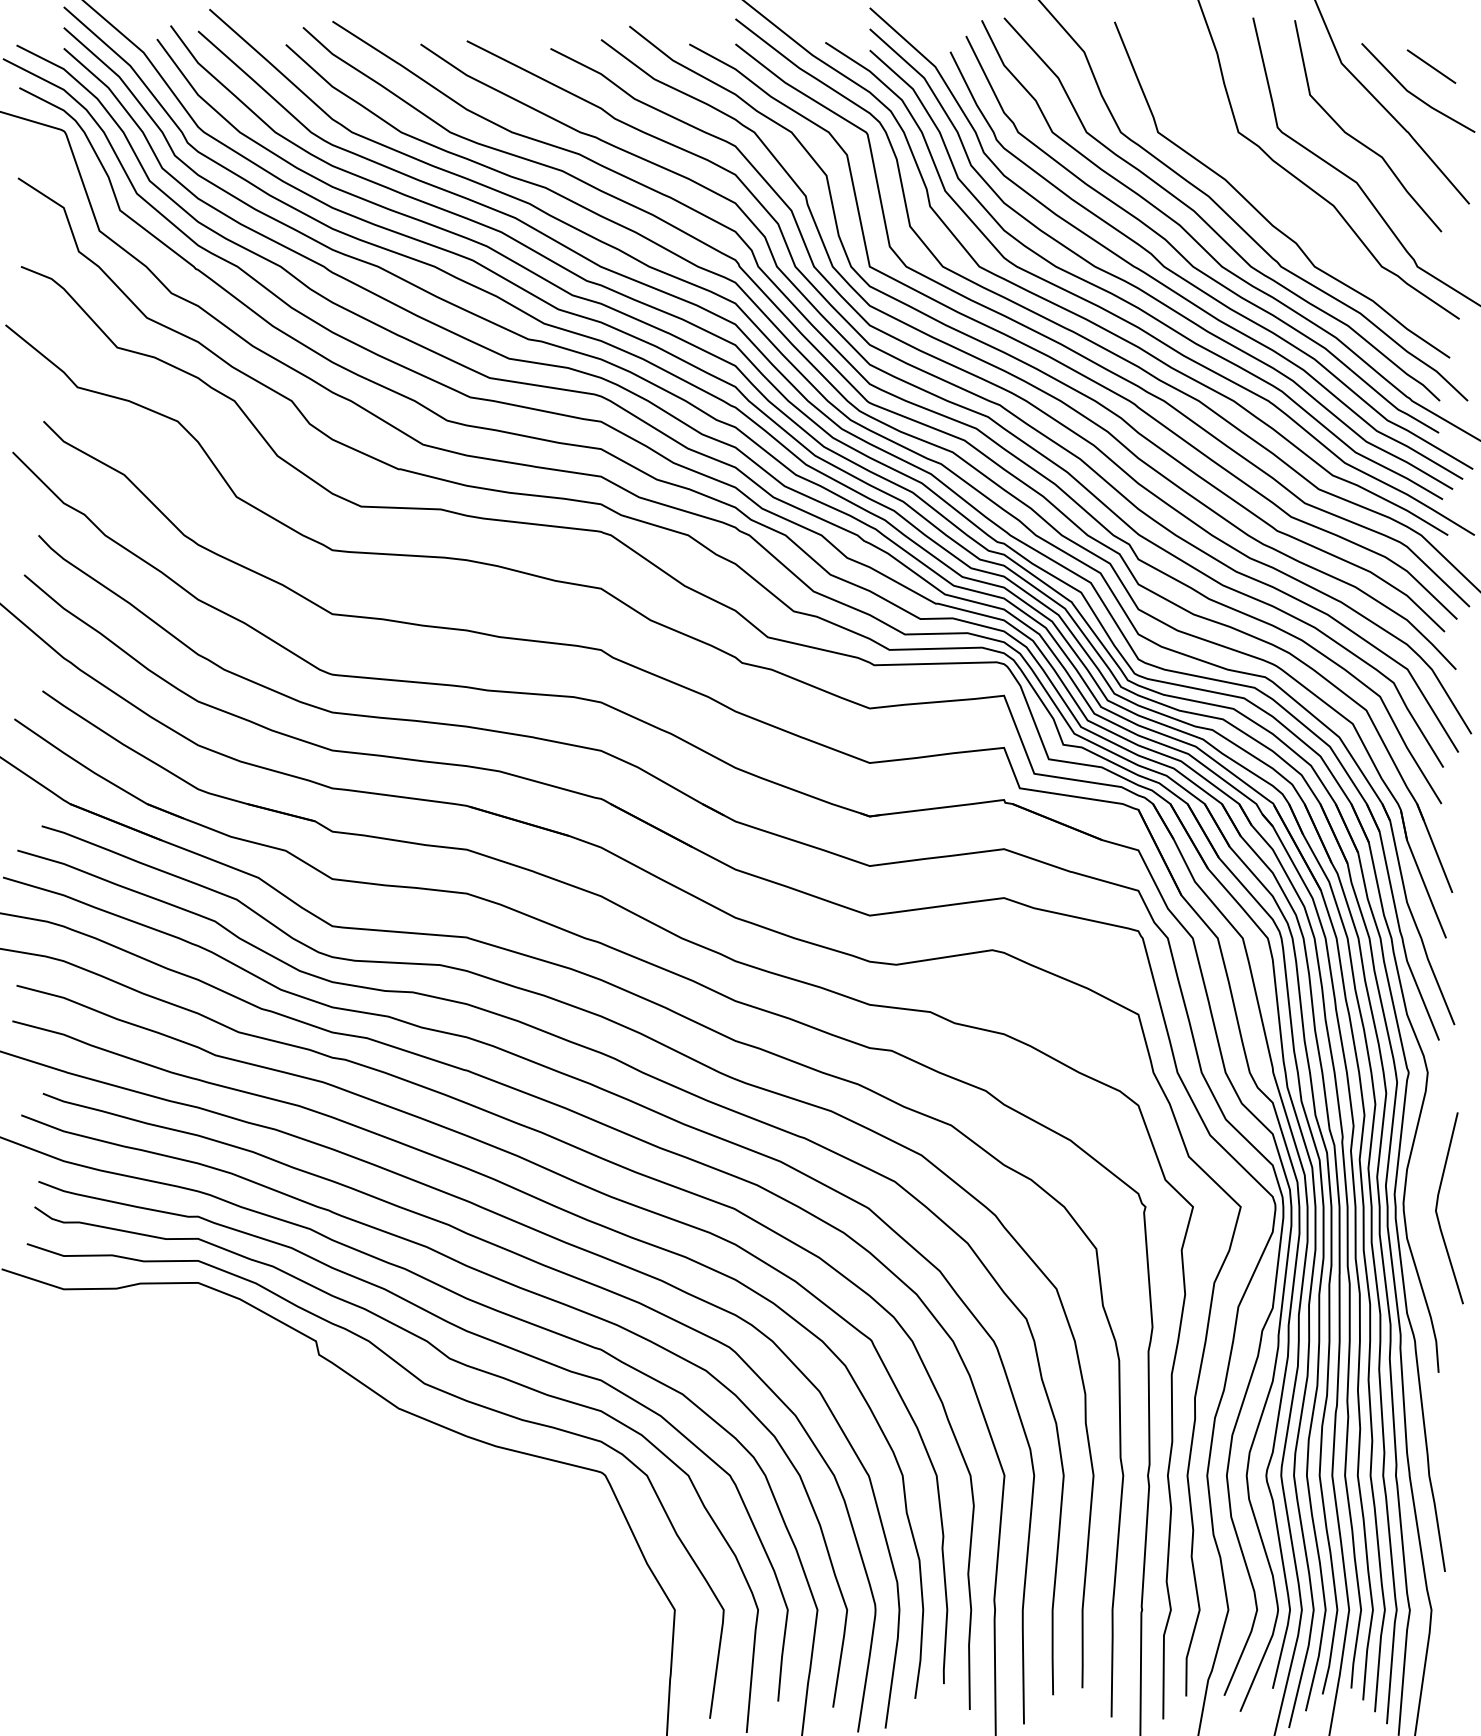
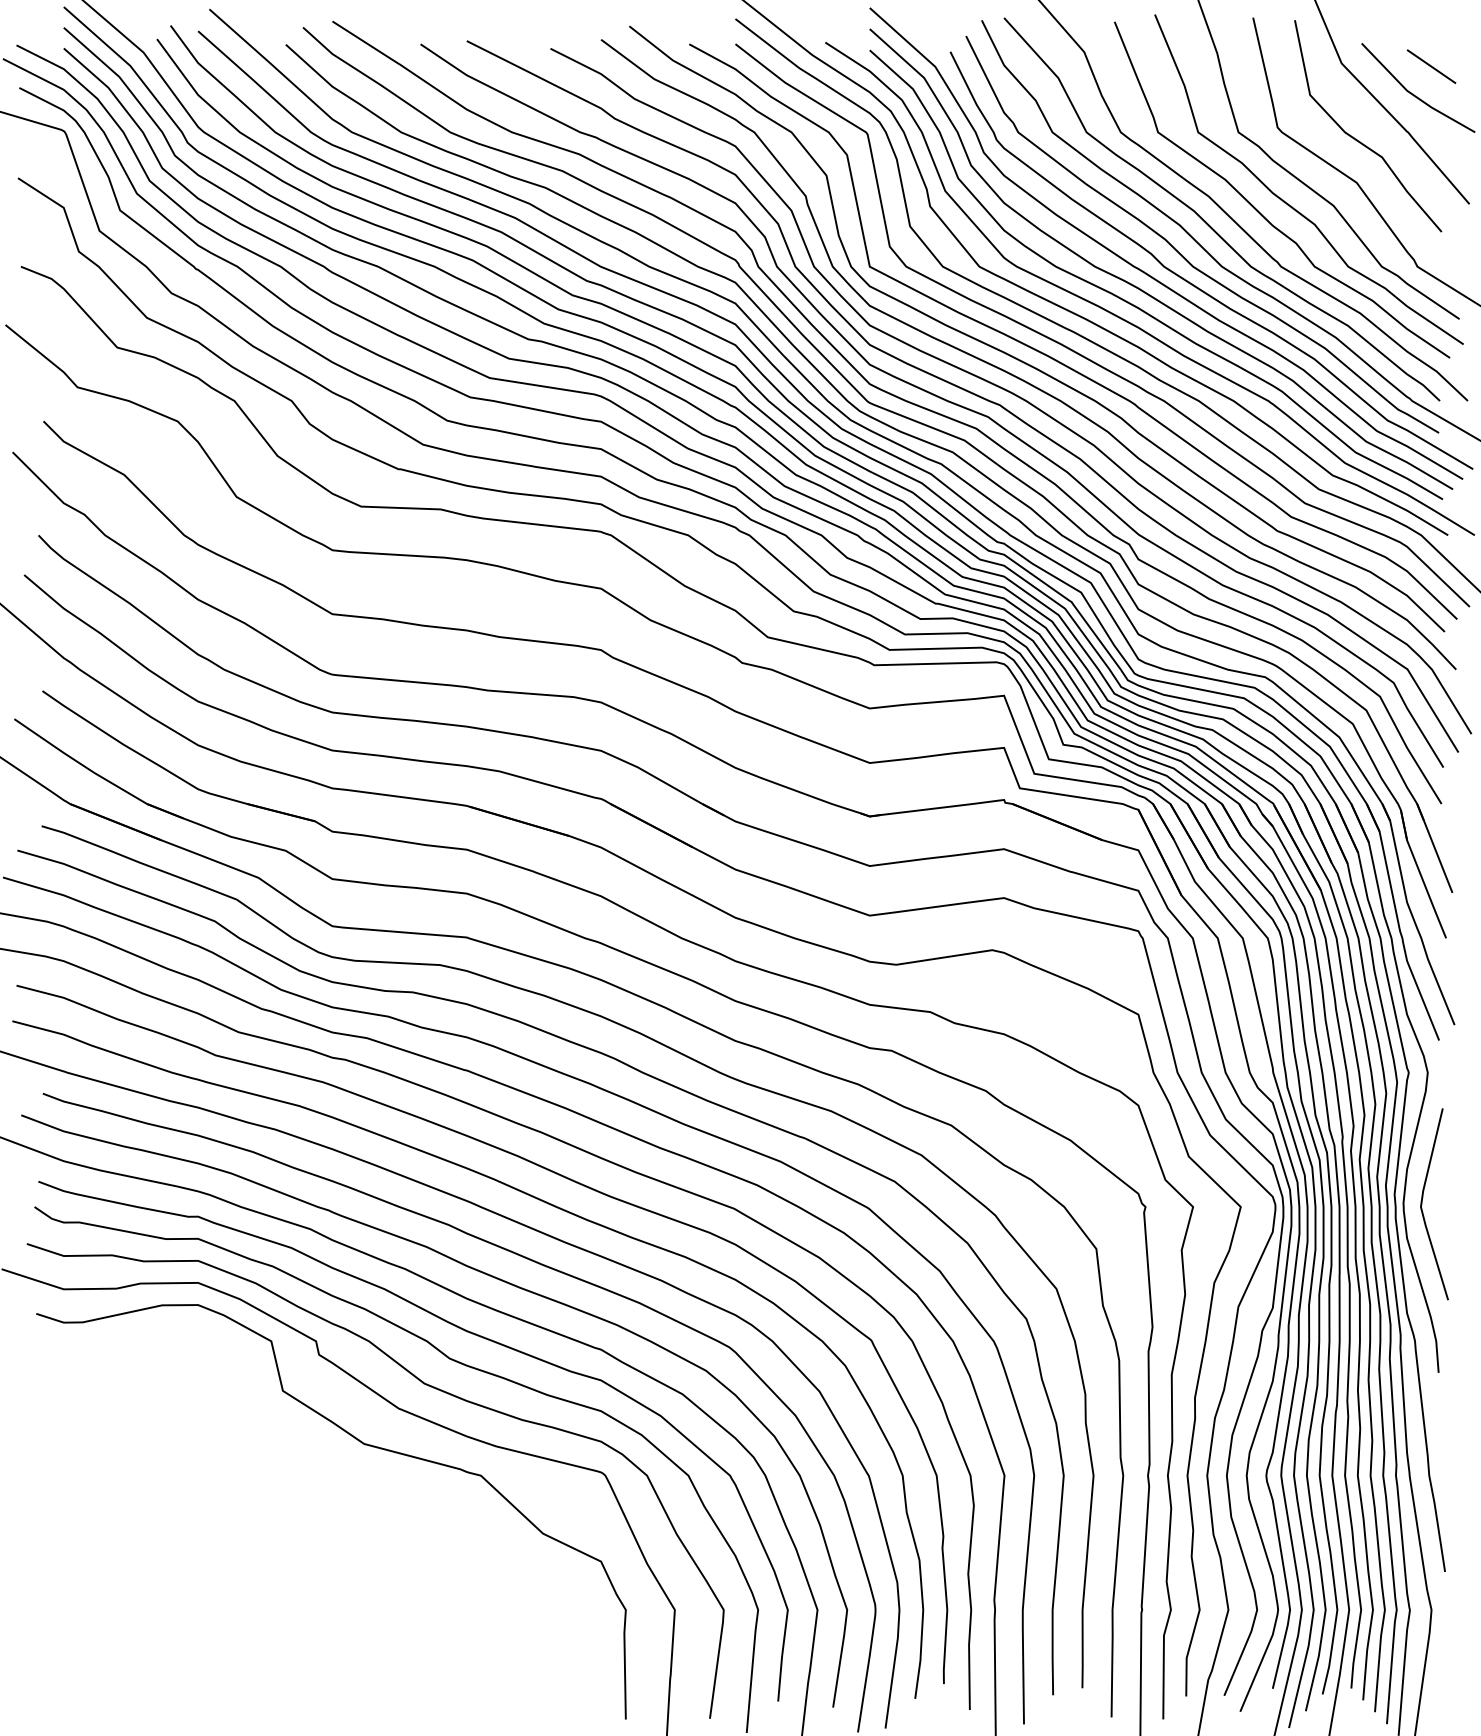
curve: none -> present (1291, 205)
line position: (1437, 1208) -> (1422, 1204) (1422, 1204)
curve: none -> present (365, 1445)
